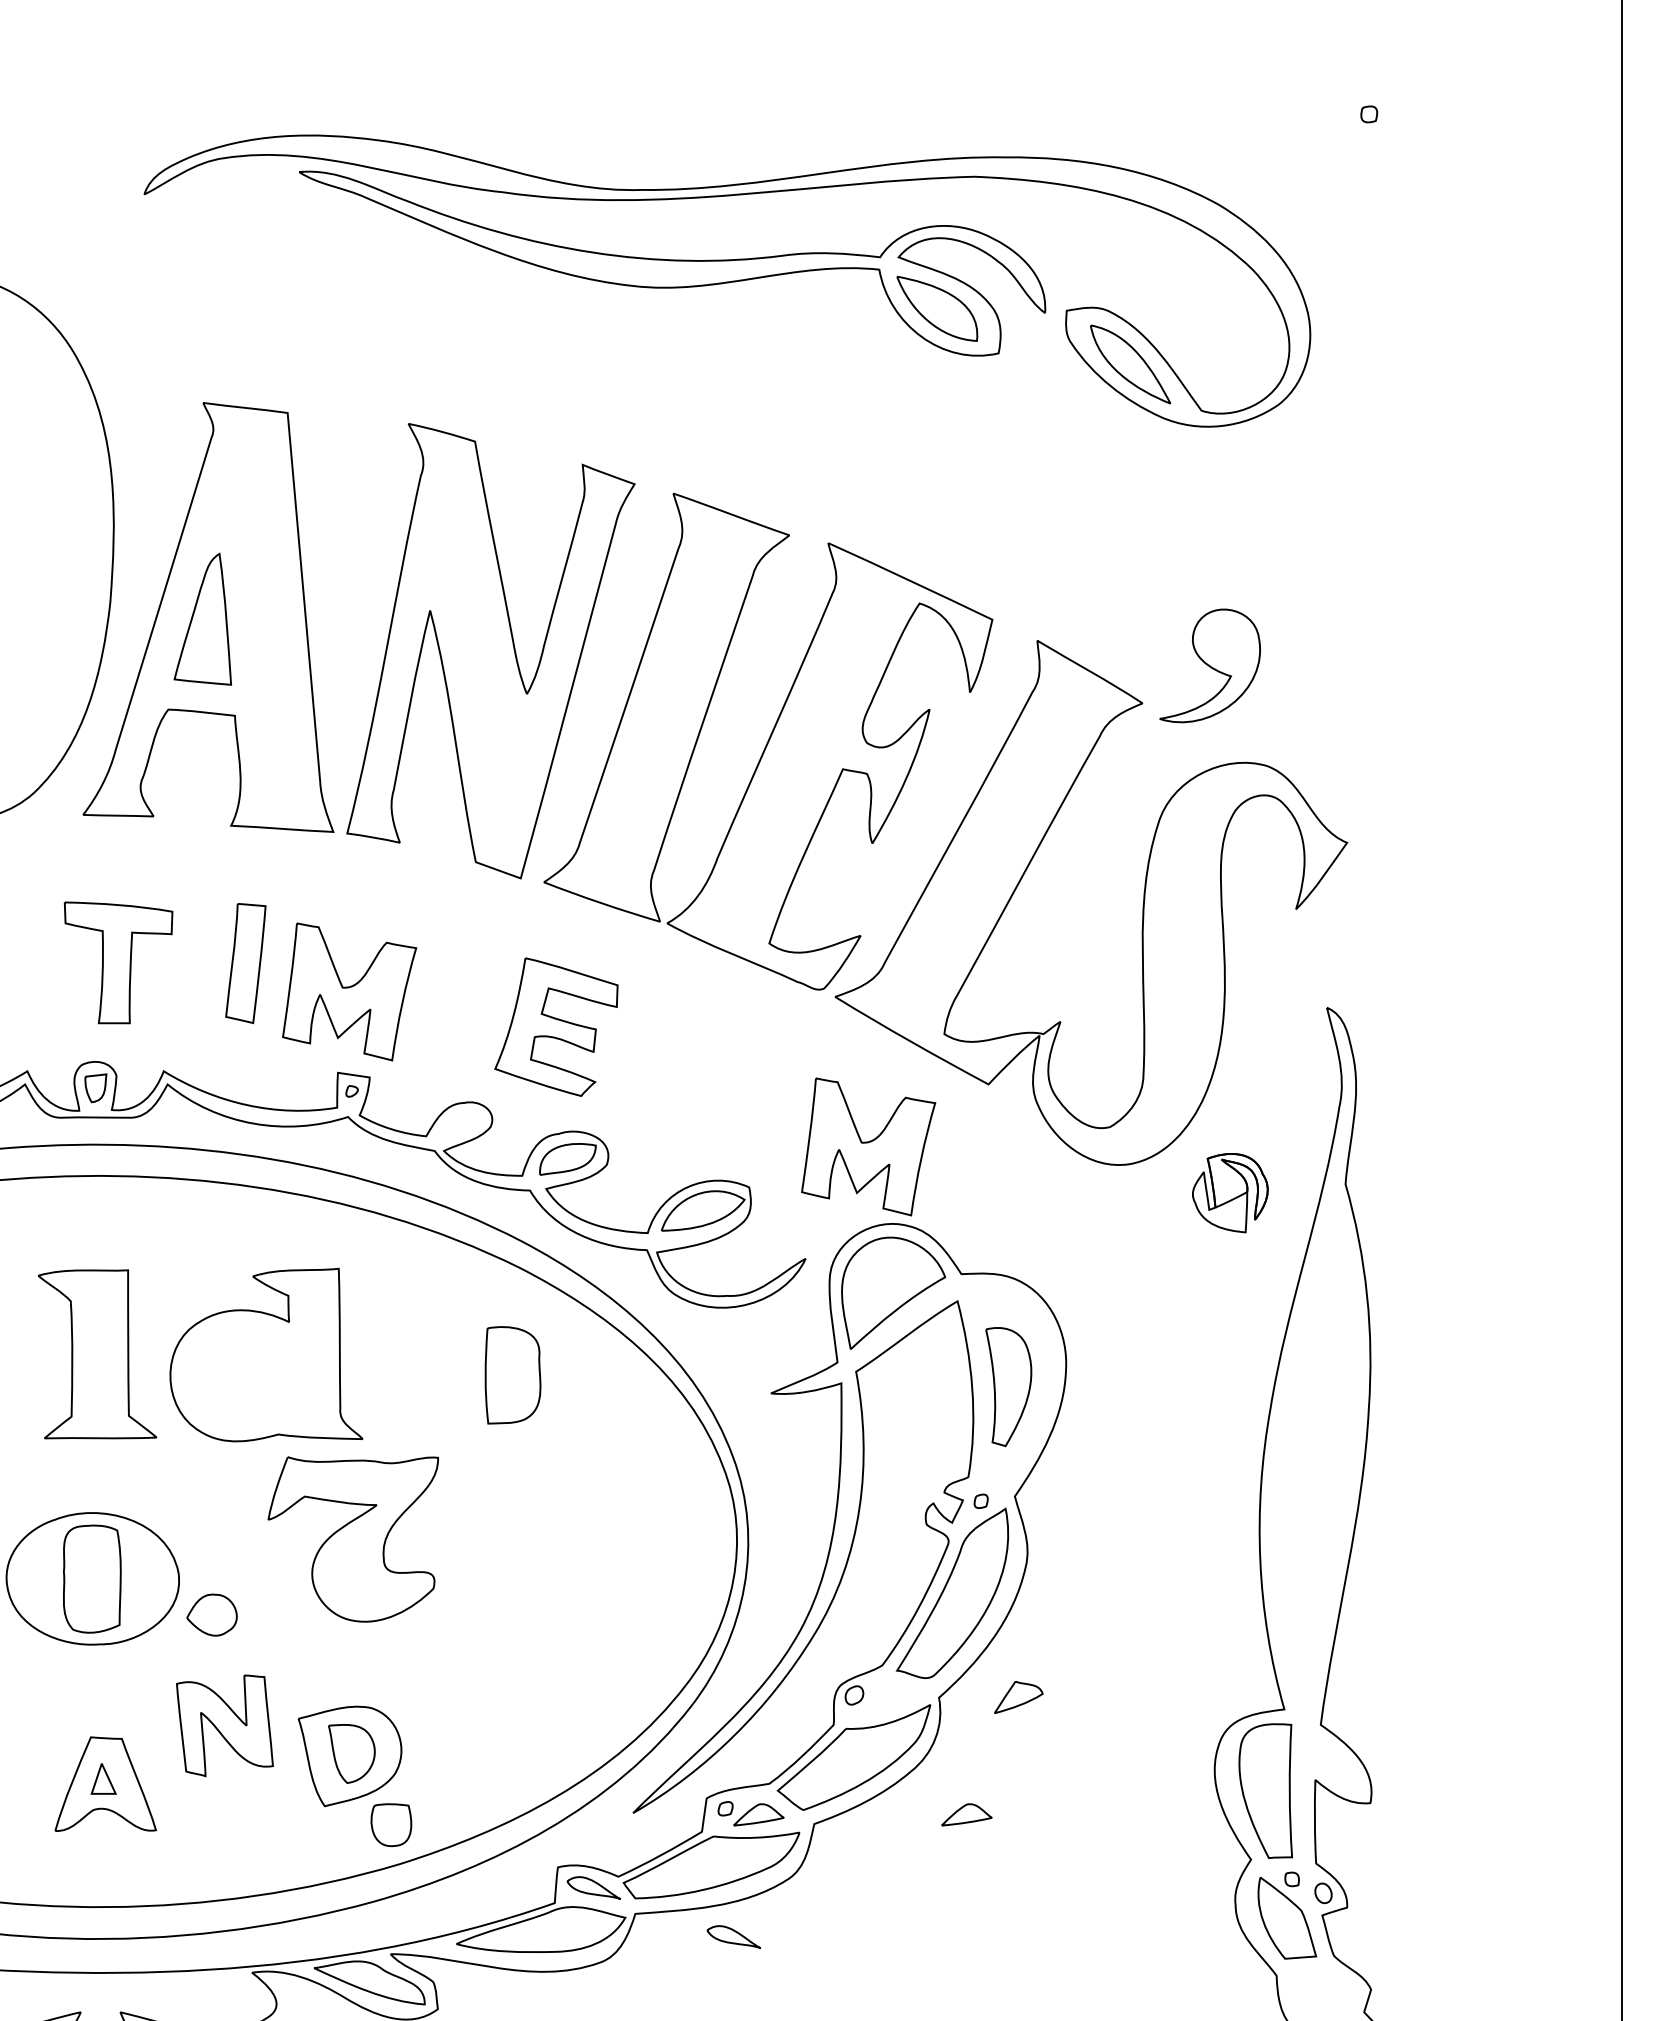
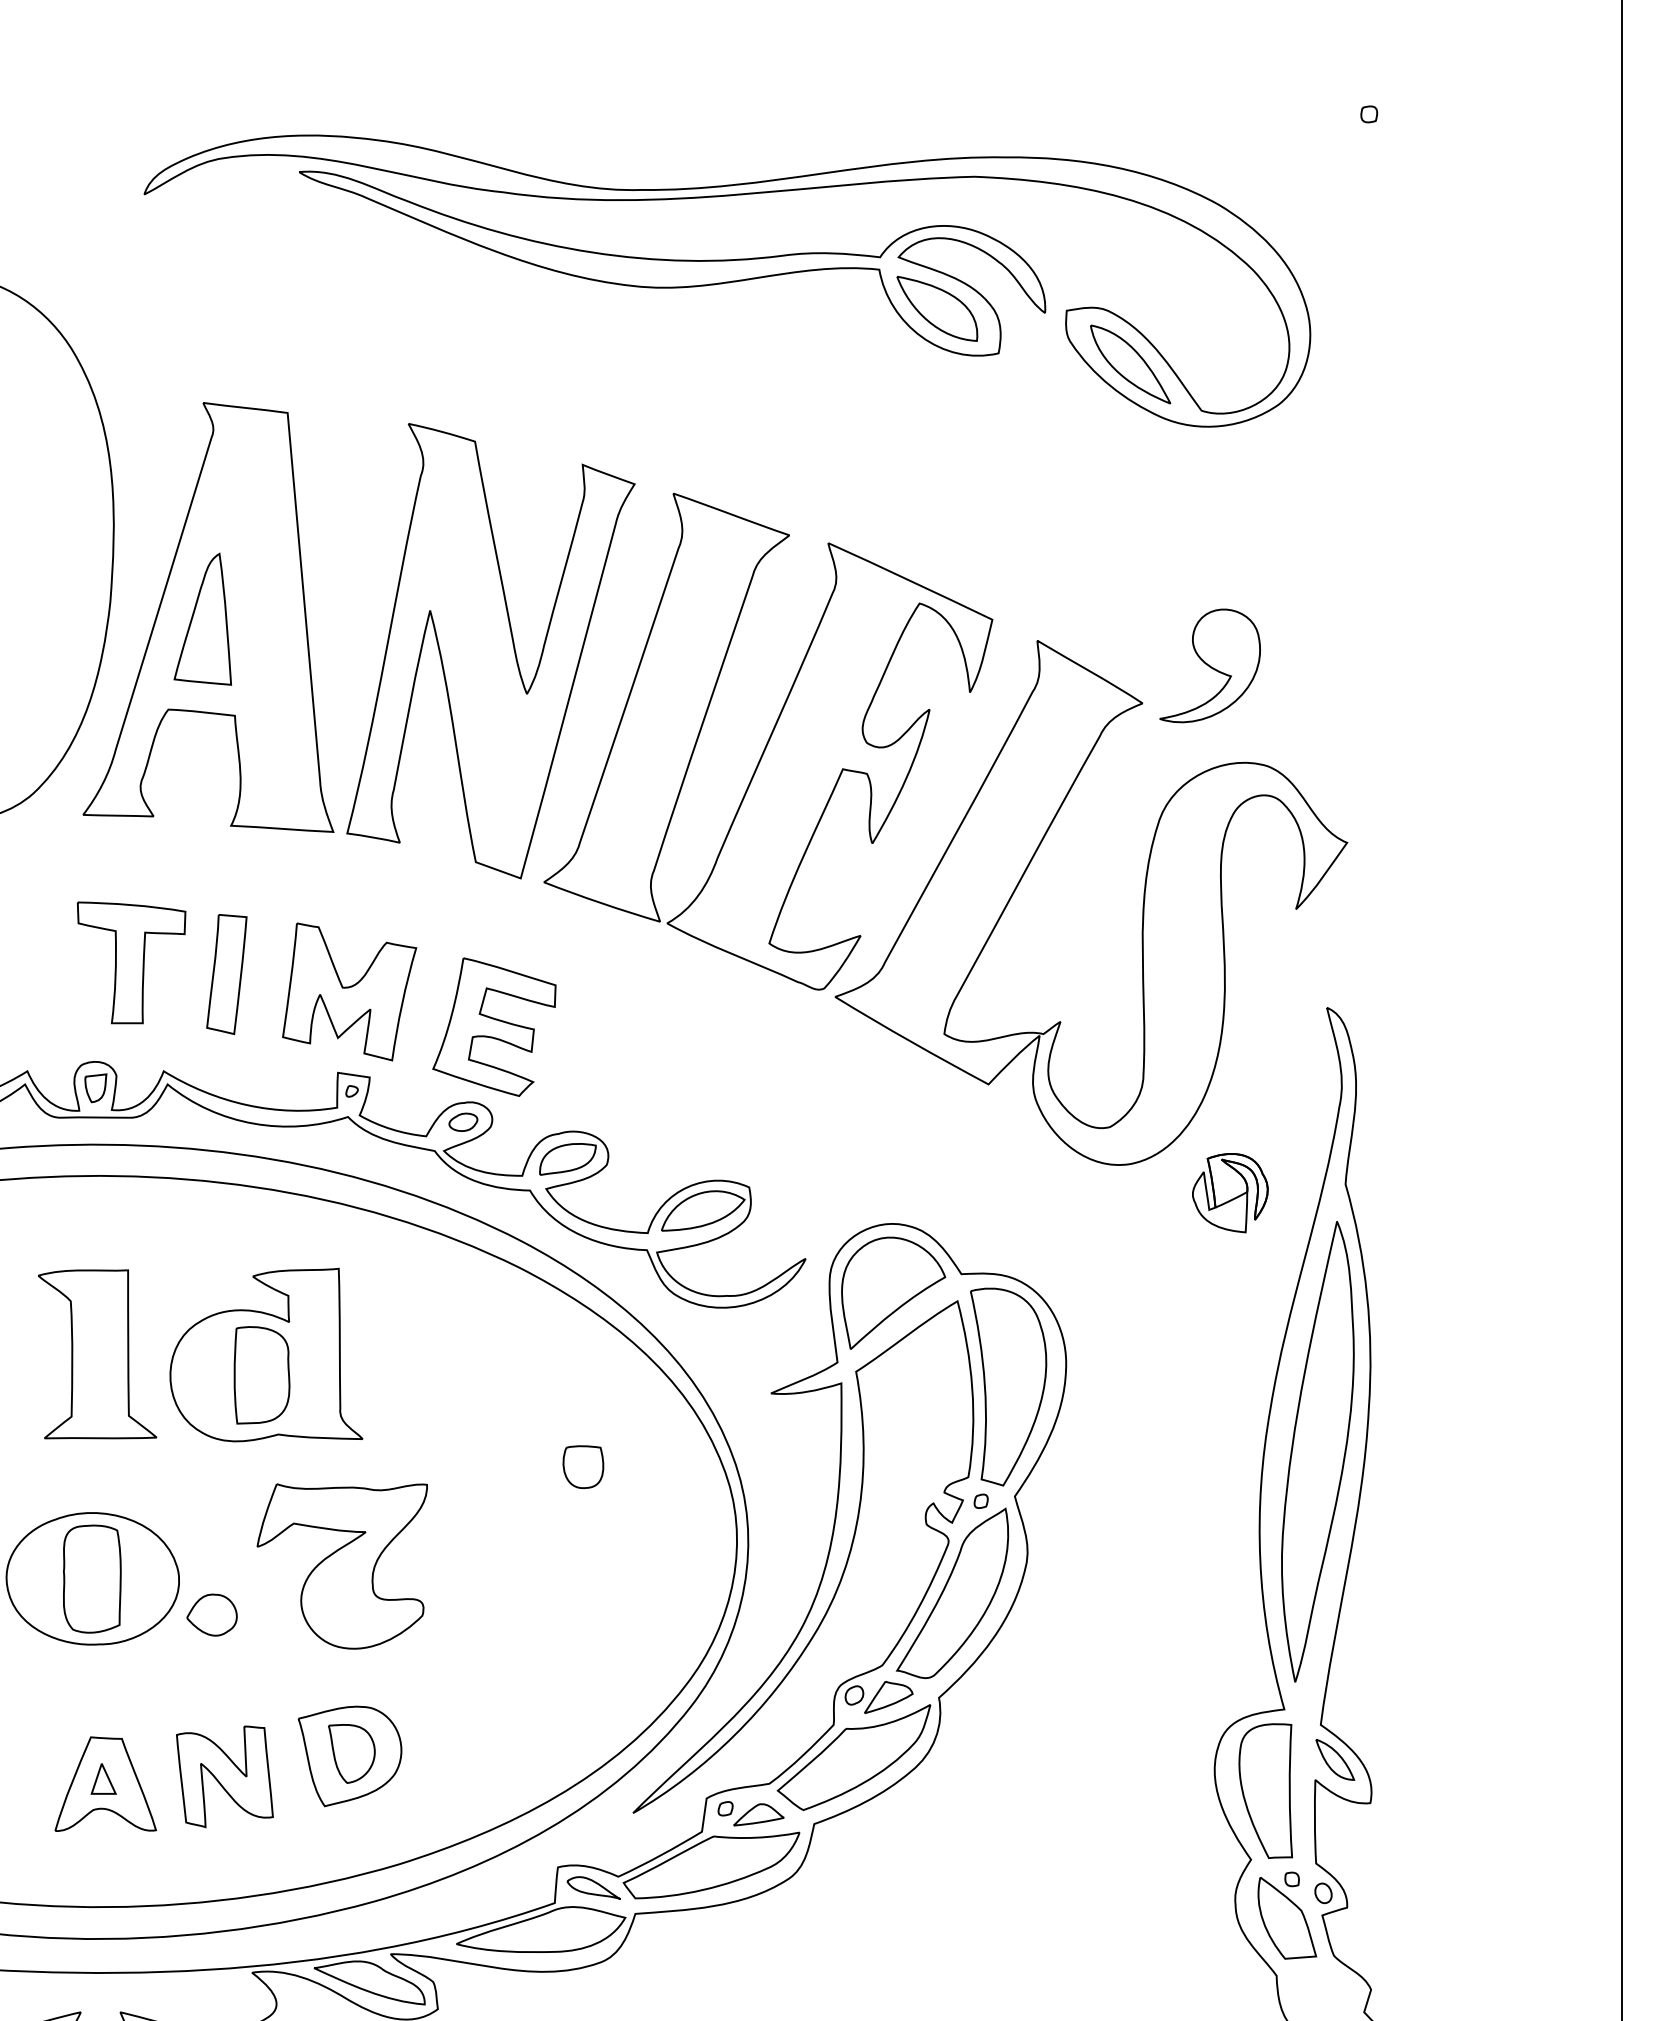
part position: (118, 962) -> (131, 962) (131, 962)
part position: (245, 963) -> (226, 974) (226, 974)
part position: (556, 1026) -> (494, 1026) (494, 1026)
part: none -> present (463, 1121)
part: present -> none (868, 1146)
part position: (512, 1375) -> (261, 1375) (261, 1375)
part size: 48x121 px -> 78x200 px (1008, 1386)
part: none -> present (1317, 1451)
part position: (352, 1539) -> (341, 1566) (341, 1566)
part position: (1018, 1697) -> (888, 1697) (888, 1697)
part position: (224, 1725) -> (224, 1776) (224, 1776)
part: none -> present (1335, 1759)
part: present -> none (966, 1814)
part position: (391, 1825) -> (583, 1467) (583, 1467)
part: present -> none (733, 1936)
